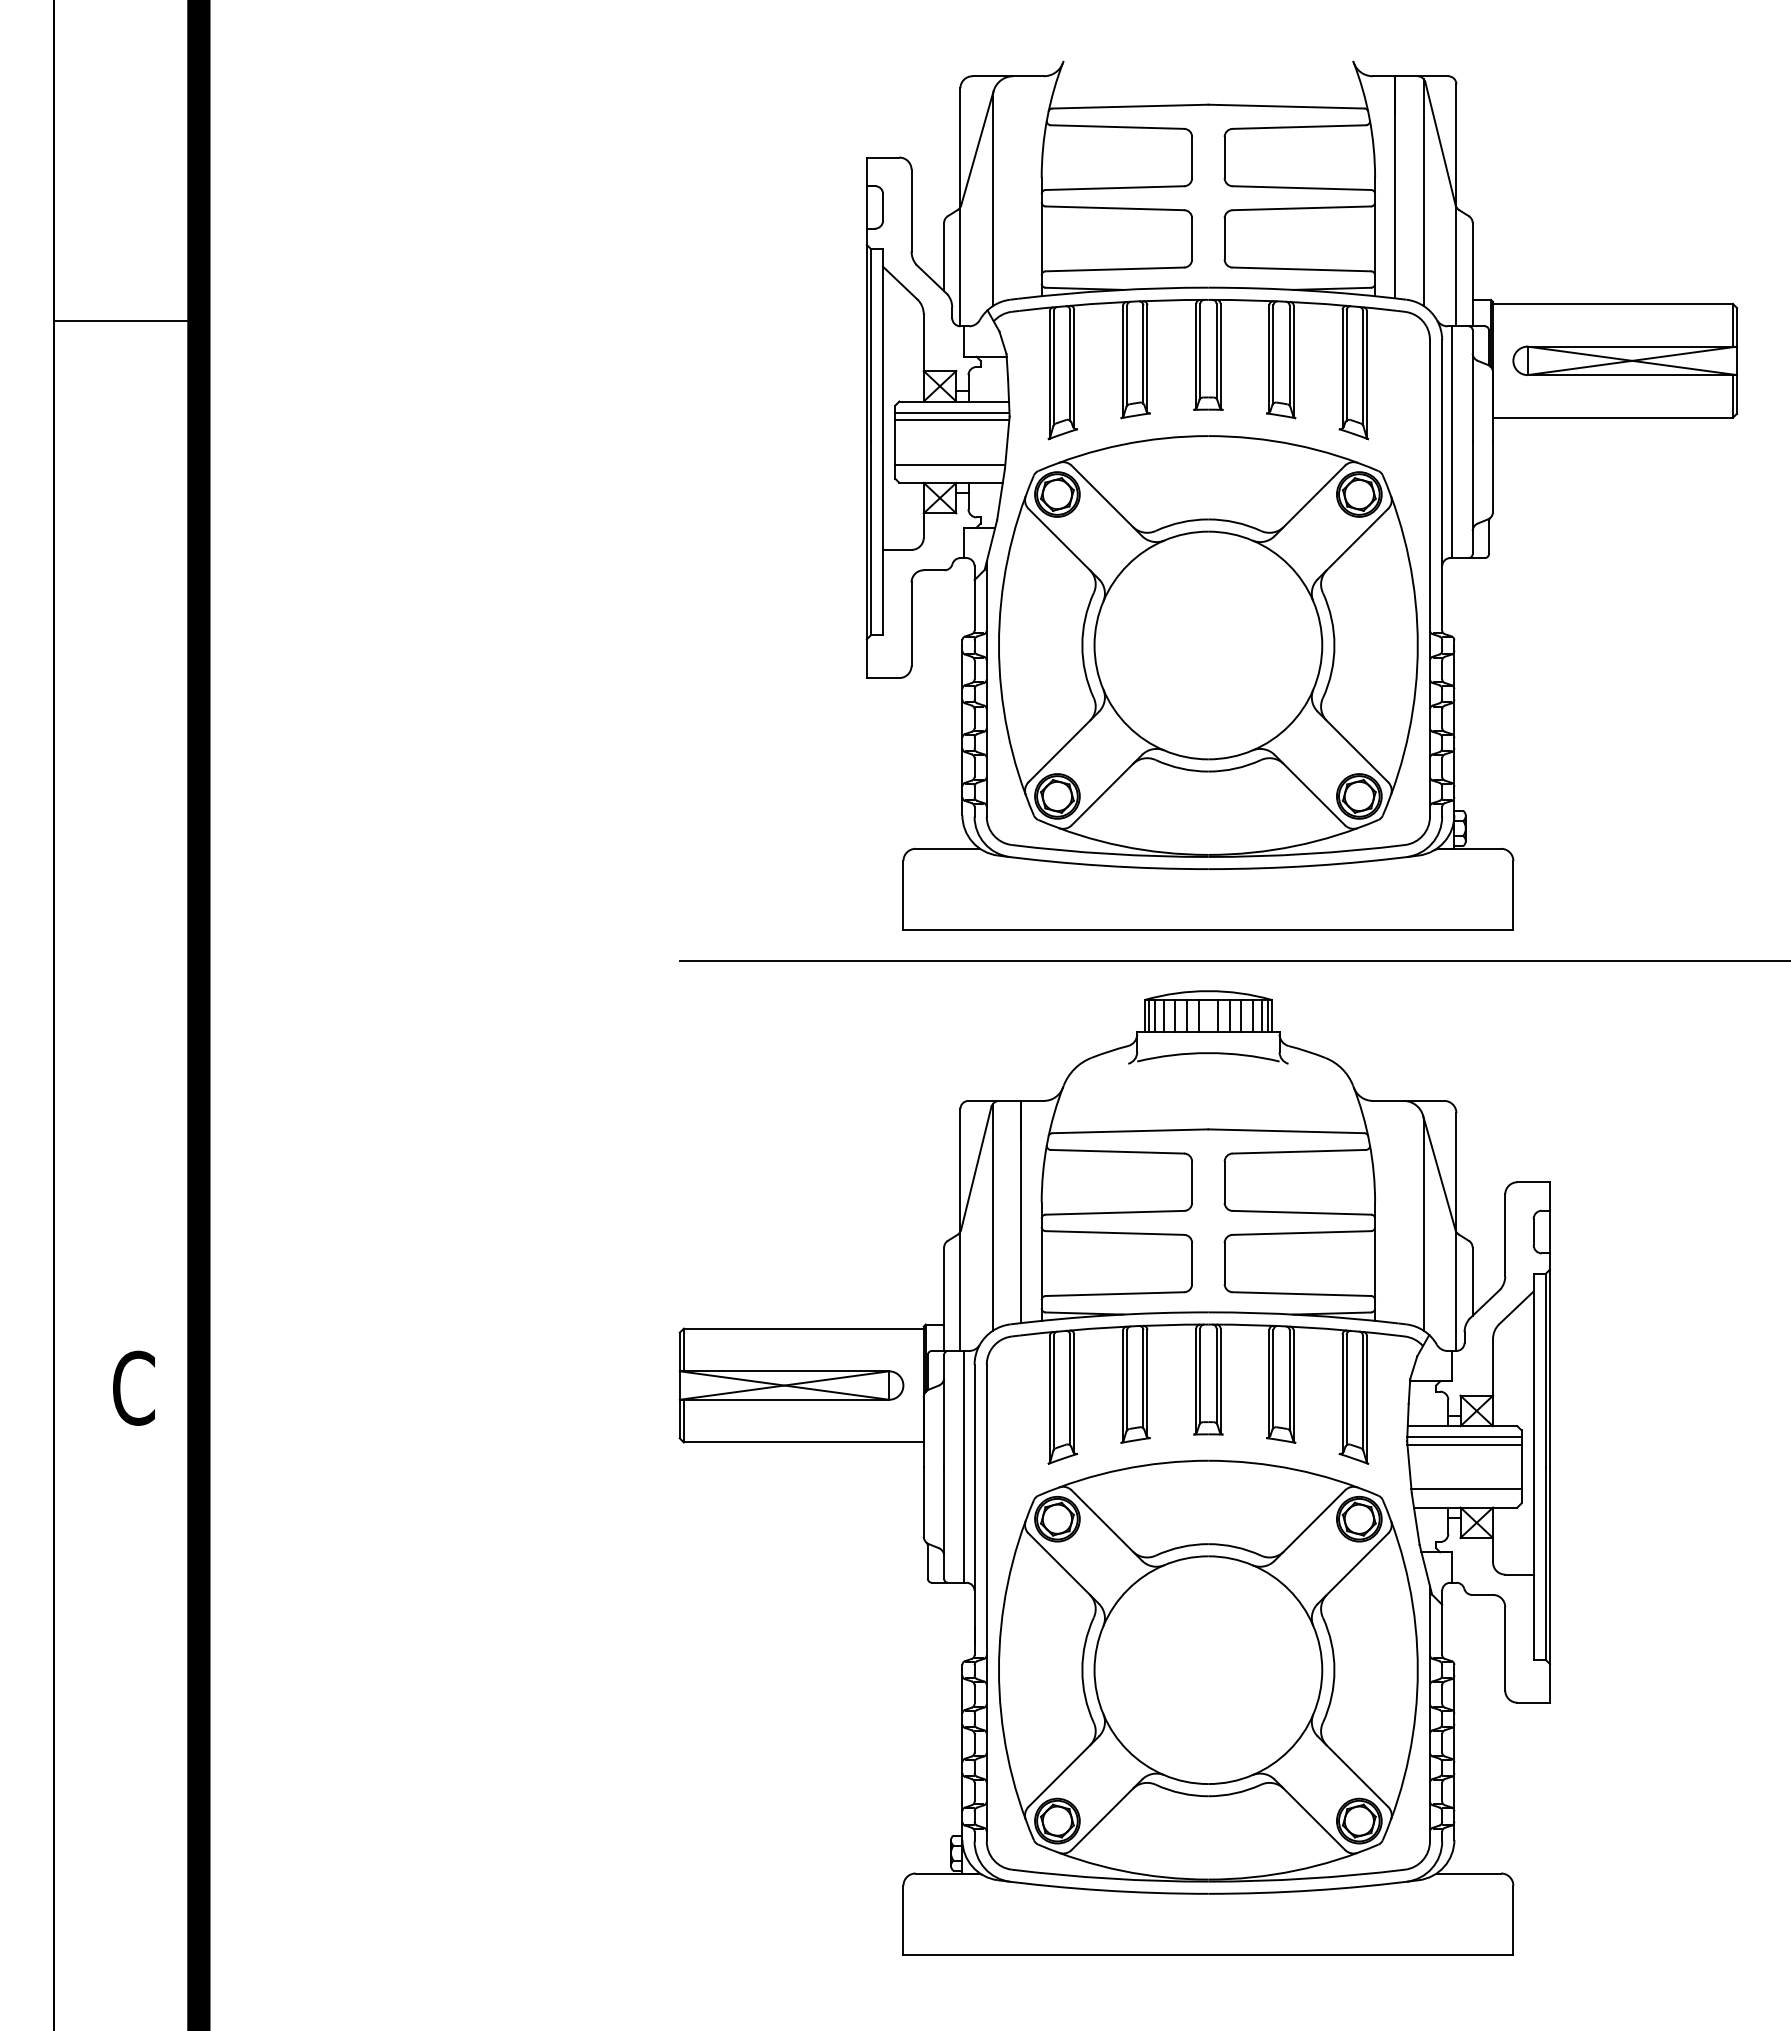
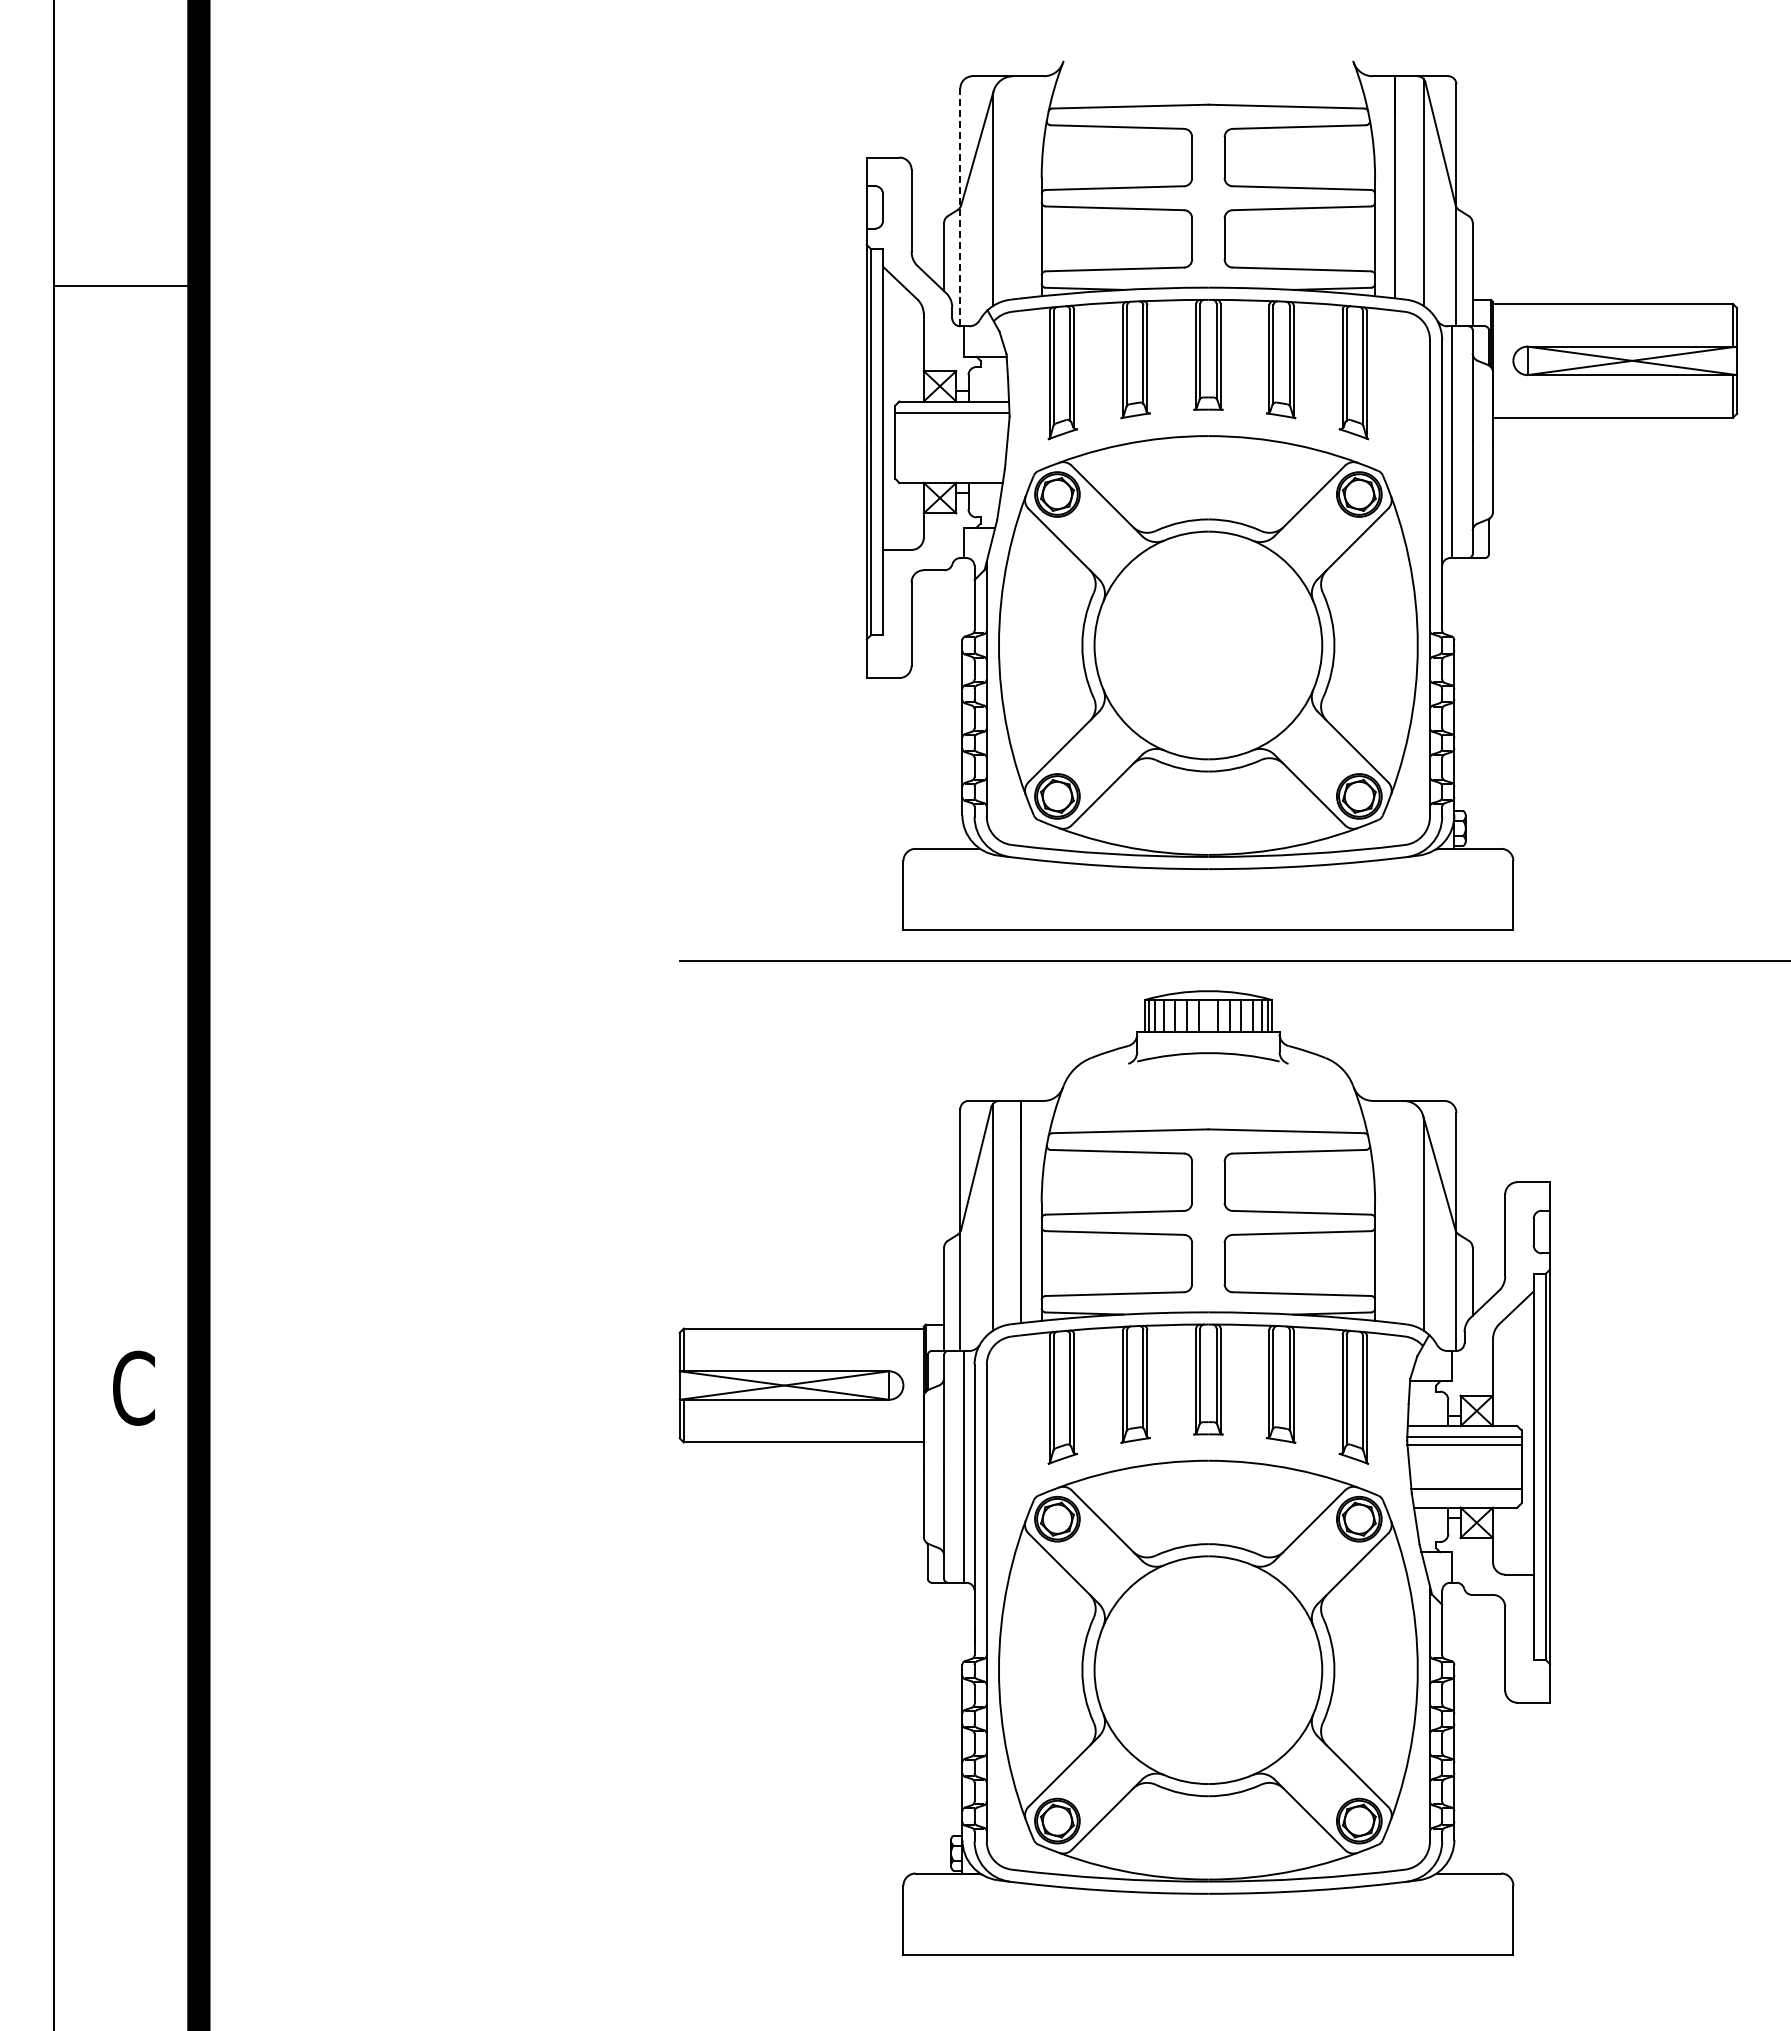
line: solid -> dashed (960, 207)
line position: (125, 320) -> (125, 285) (125, 285)
line: present -> none (952, 419)
line: present -> none (950, 464)
